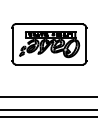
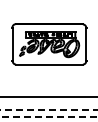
line: solid -> dashed (49, 110)
line: solid -> dashed (49, 116)
